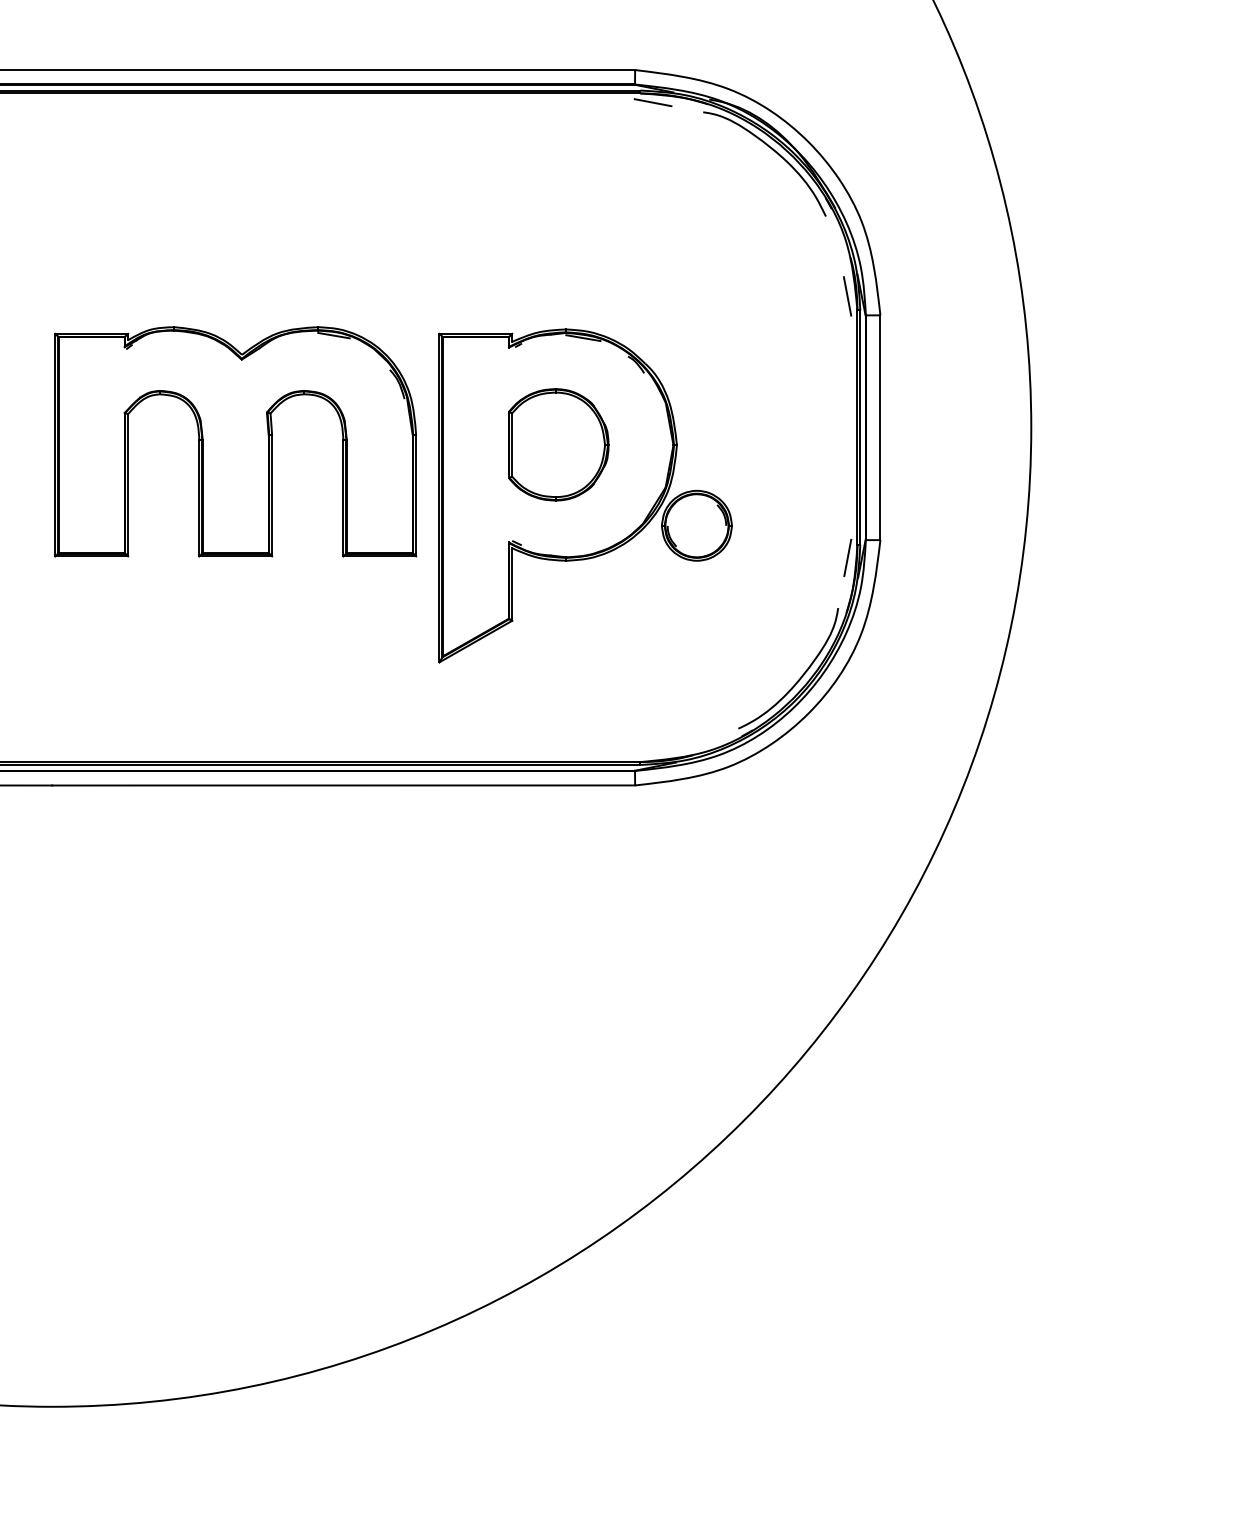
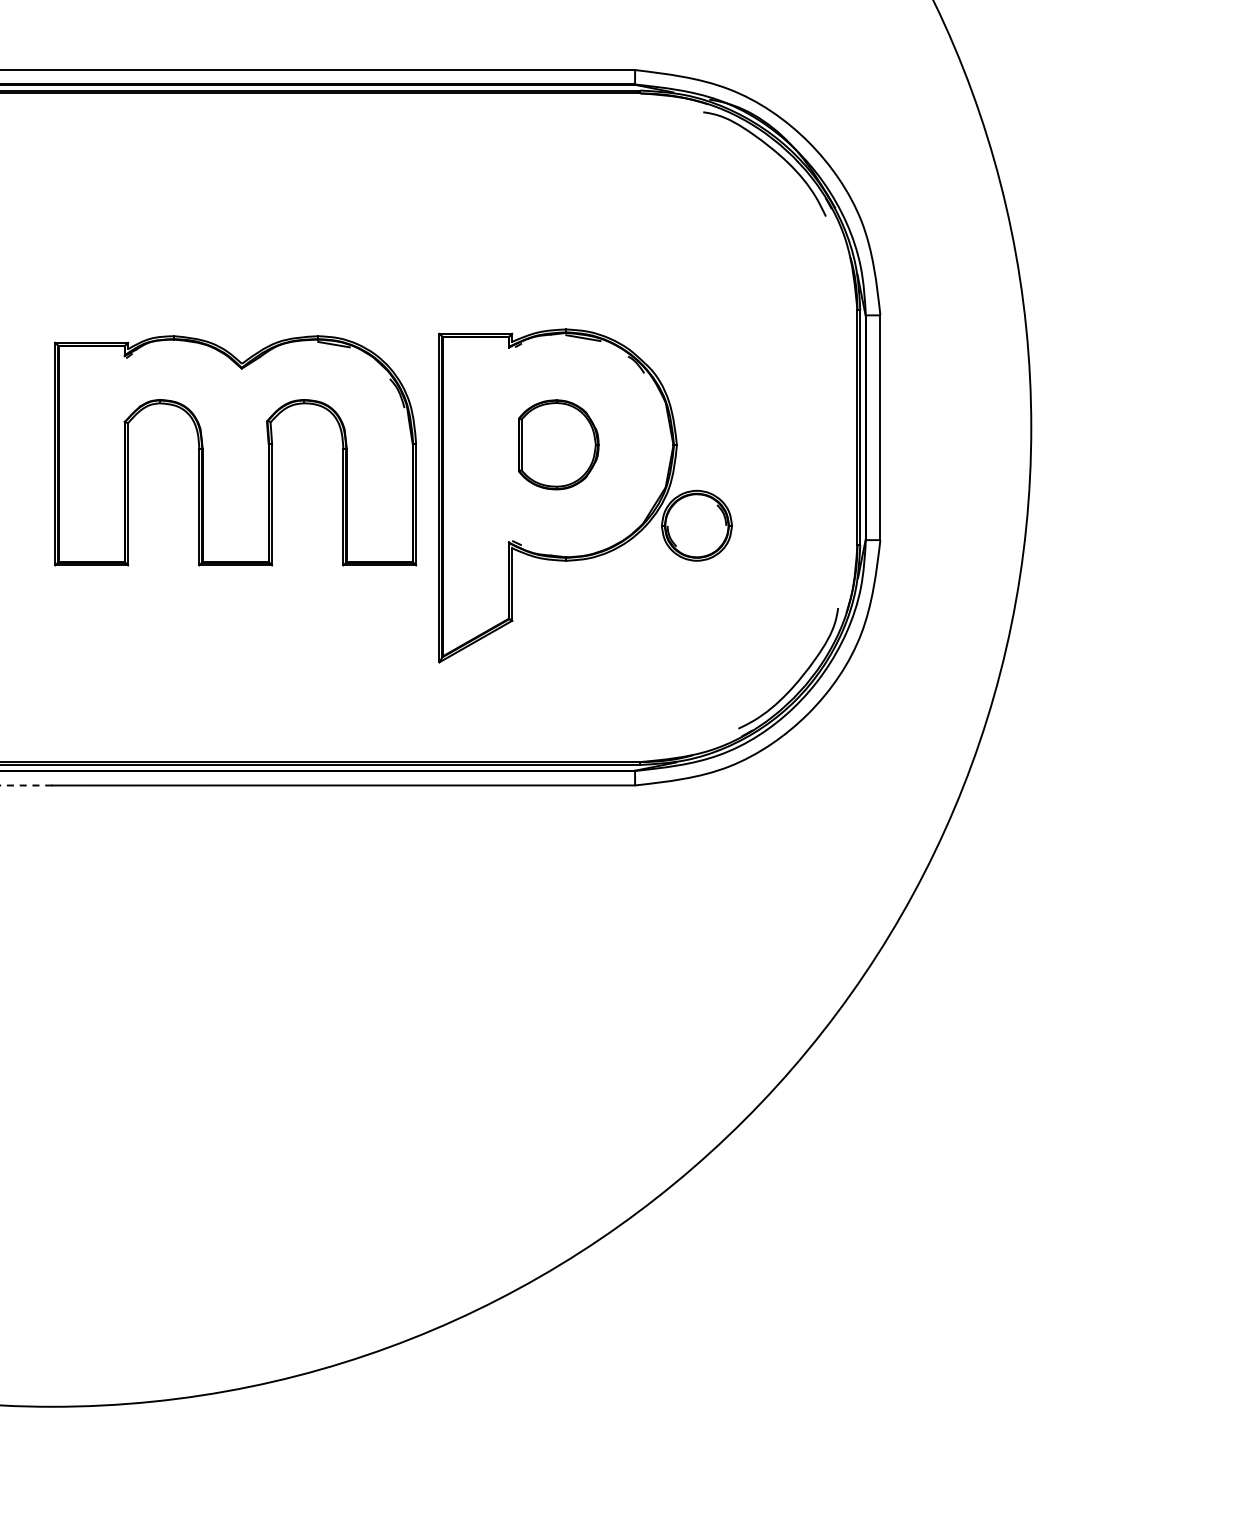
line: present -> none (652, 102)
line: present -> none (847, 296)
part position: (235, 441) -> (235, 450) (235, 450)
part size: 102x114 px -> 82x92 px (558, 444)
line: present -> none (847, 557)
line: solid -> dashed (26, 785)
